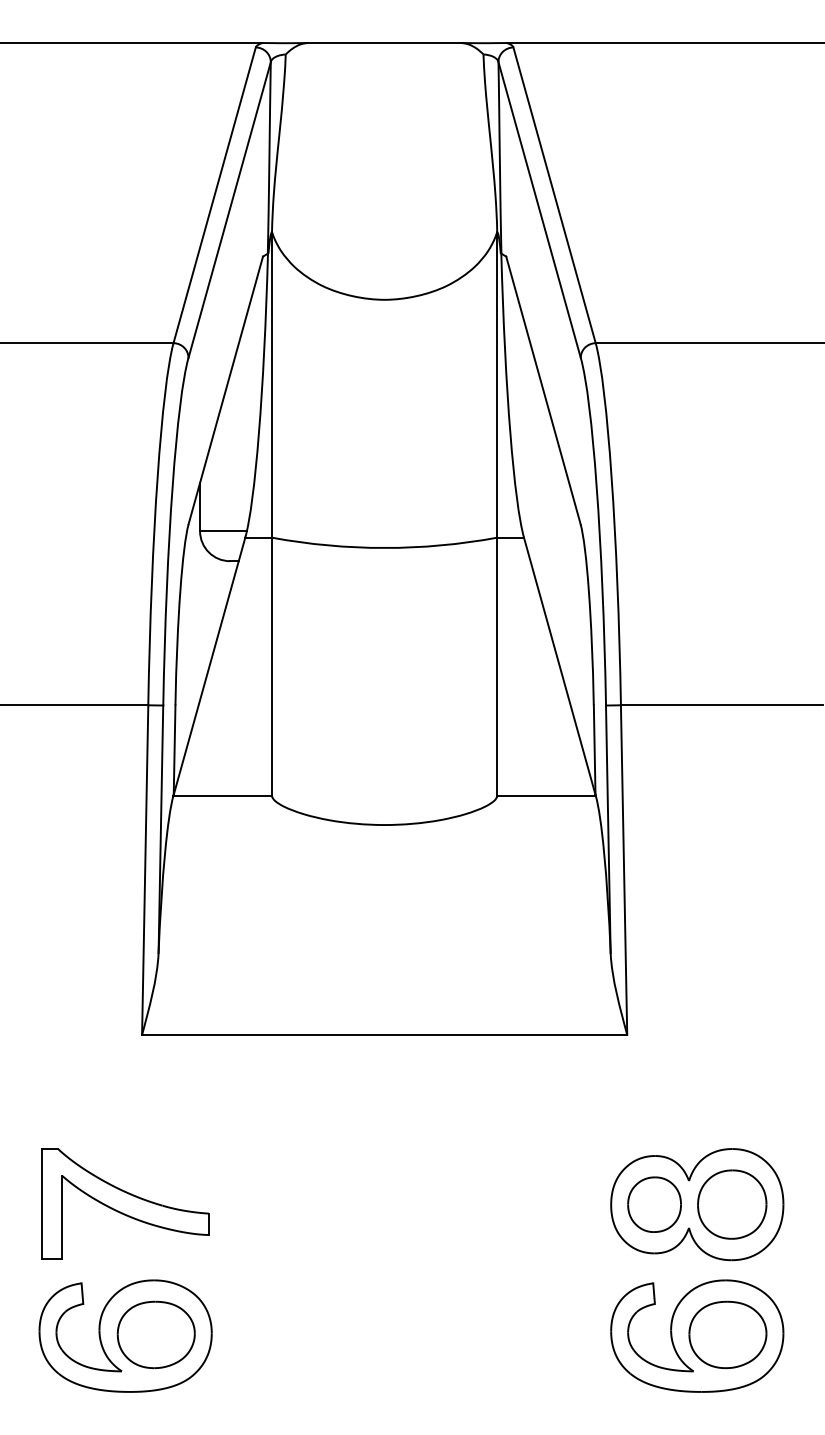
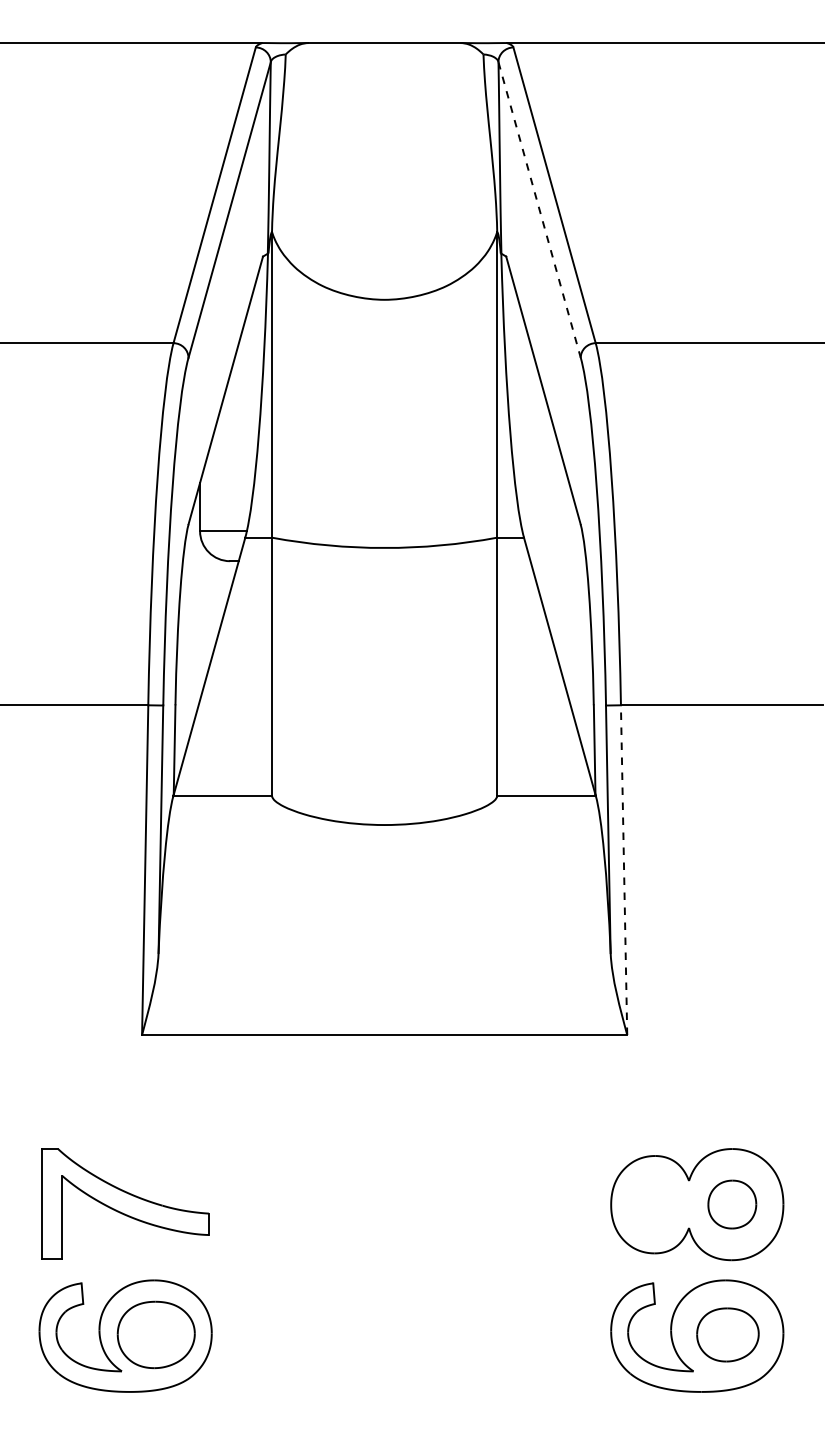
line: solid -> dashed (539, 210)
line: solid -> dashed (624, 870)
part: present -> none (654, 1204)
part size: 71x71 px -> 51x51 px (732, 1204)
part size: 80x70 px -> 64x56 px (727, 1334)
